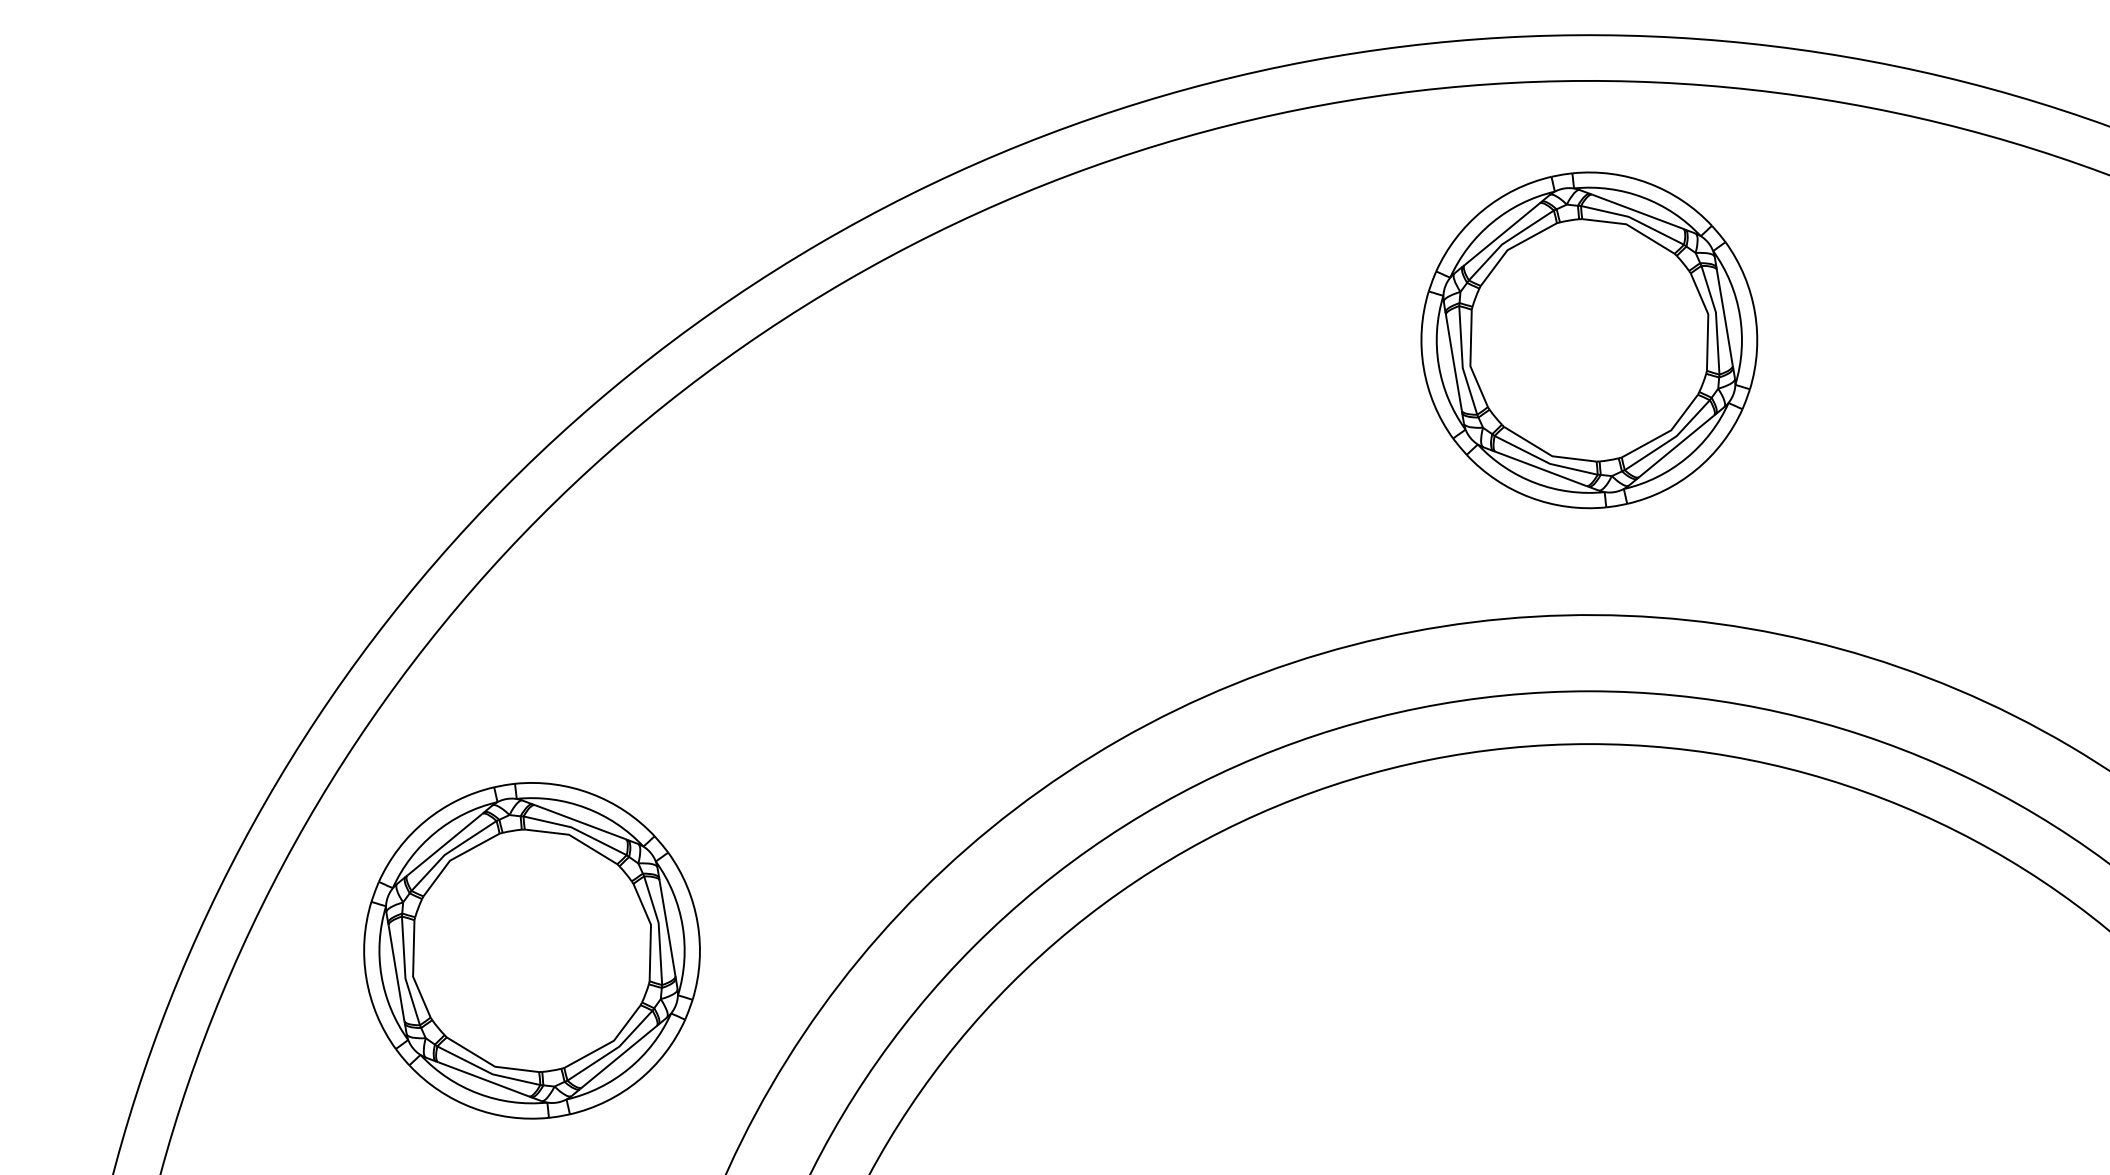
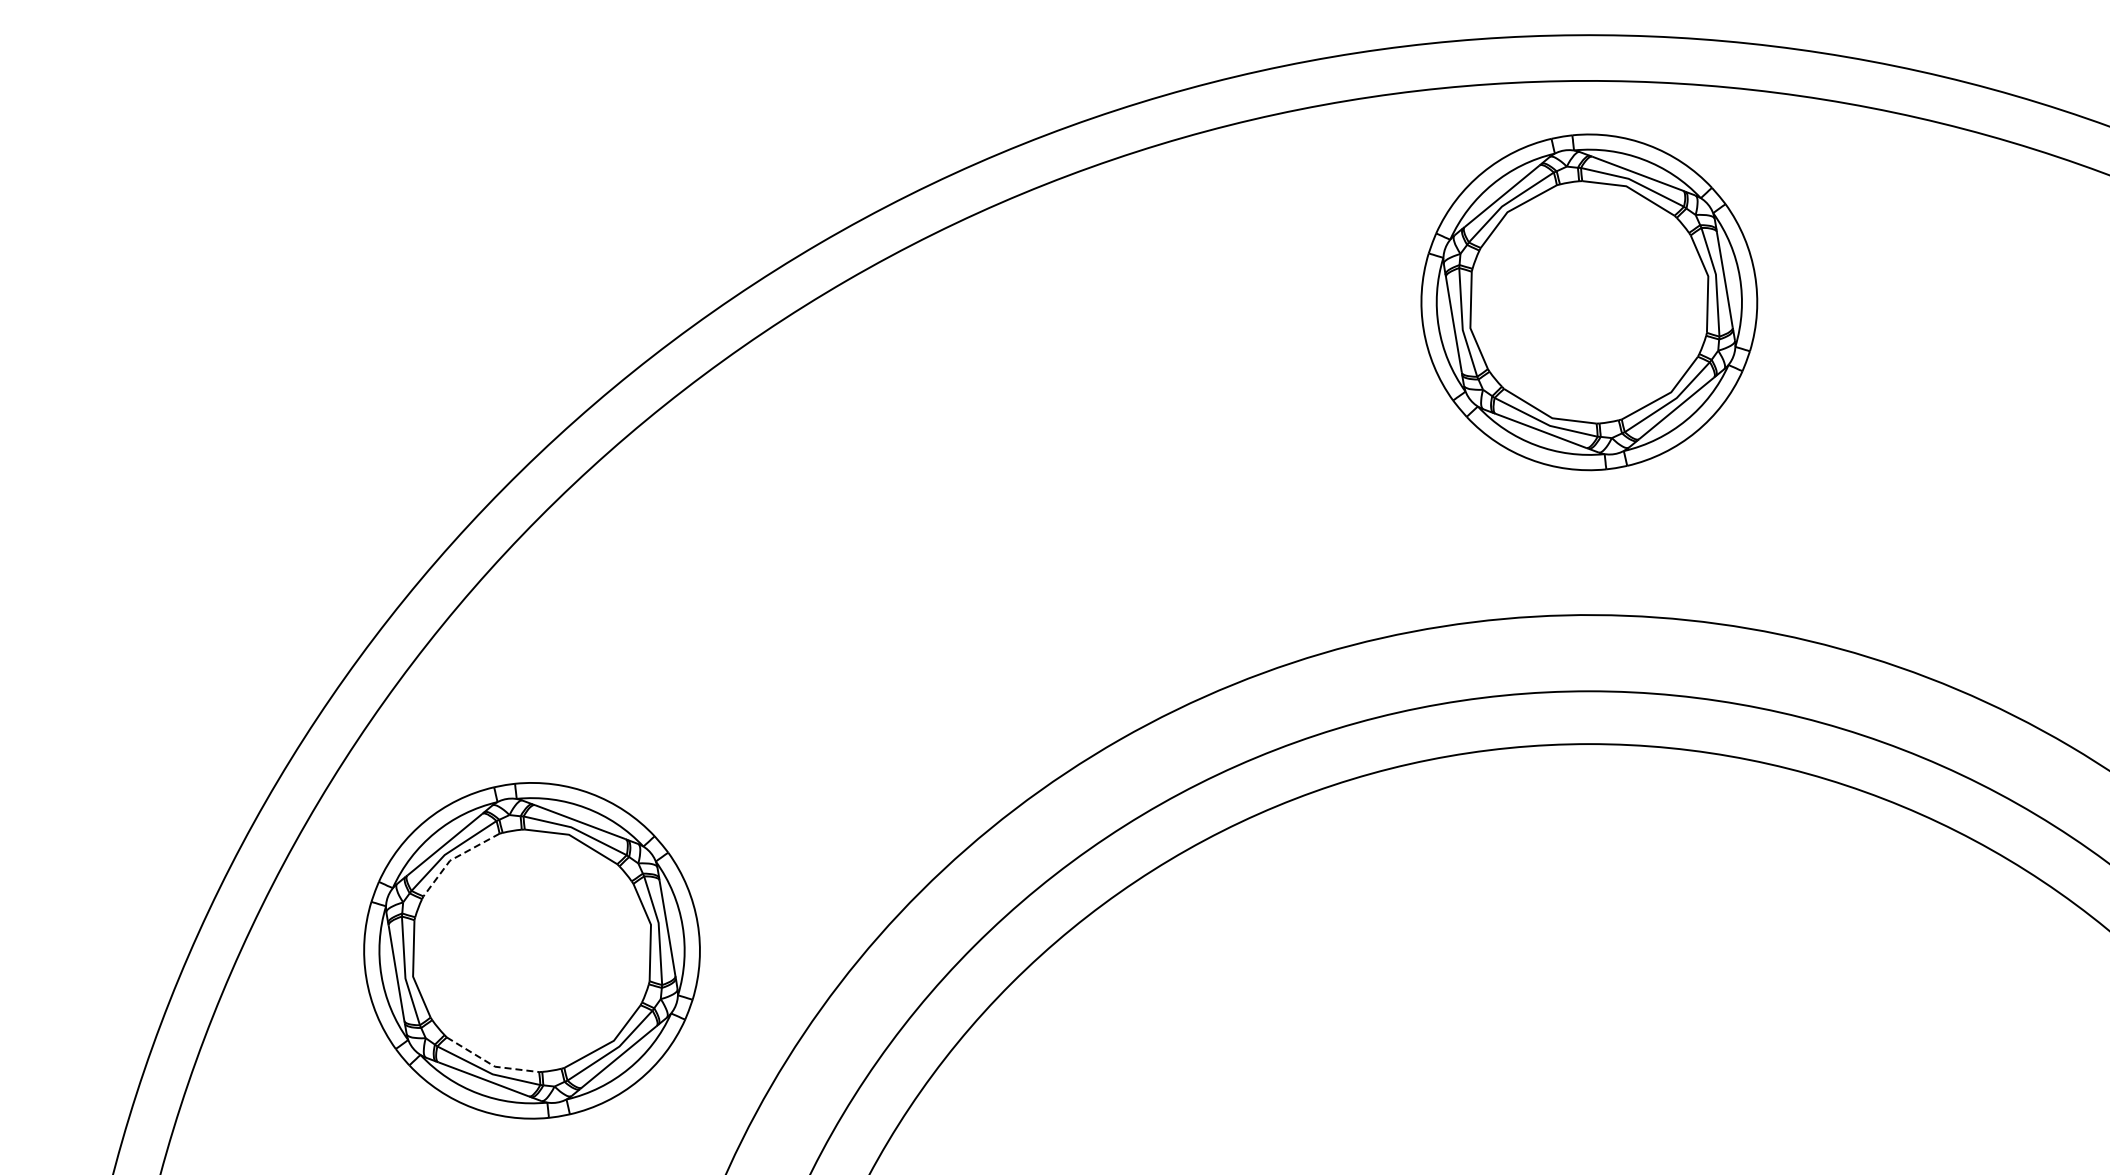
part position: (1589, 340) -> (1589, 302) (1589, 302)
line: solid -> dashed (454, 858)
line: solid -> dashed (490, 1064)
